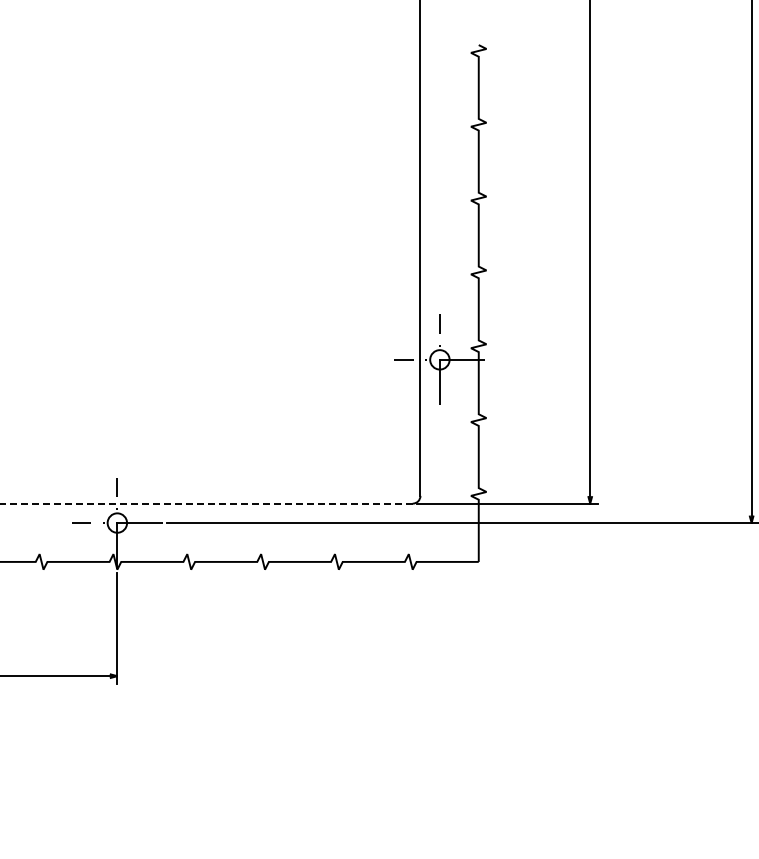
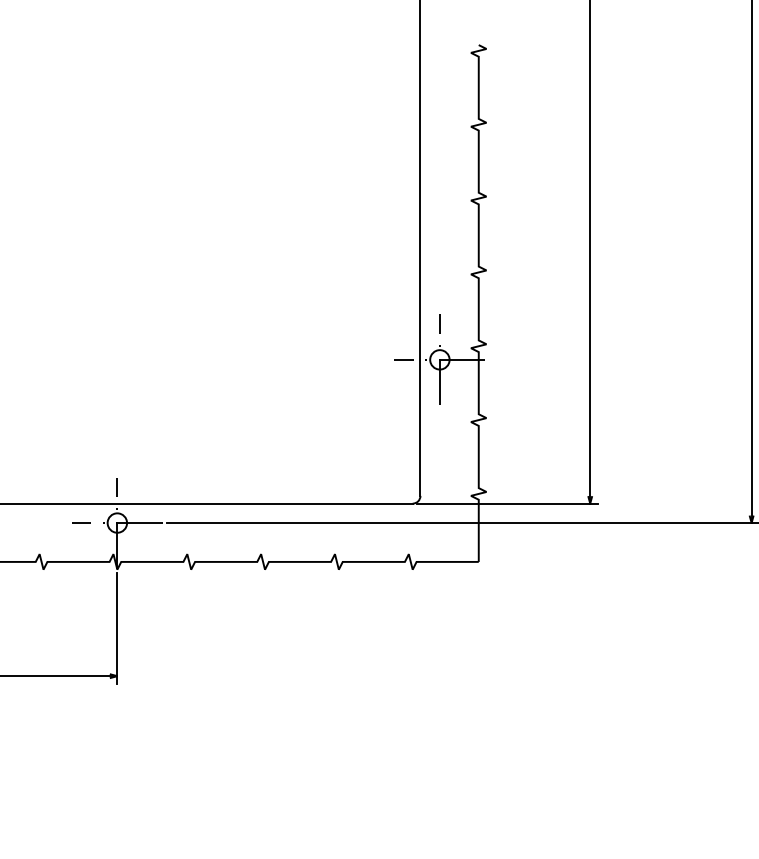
line: dashed -> solid (206, 503)
